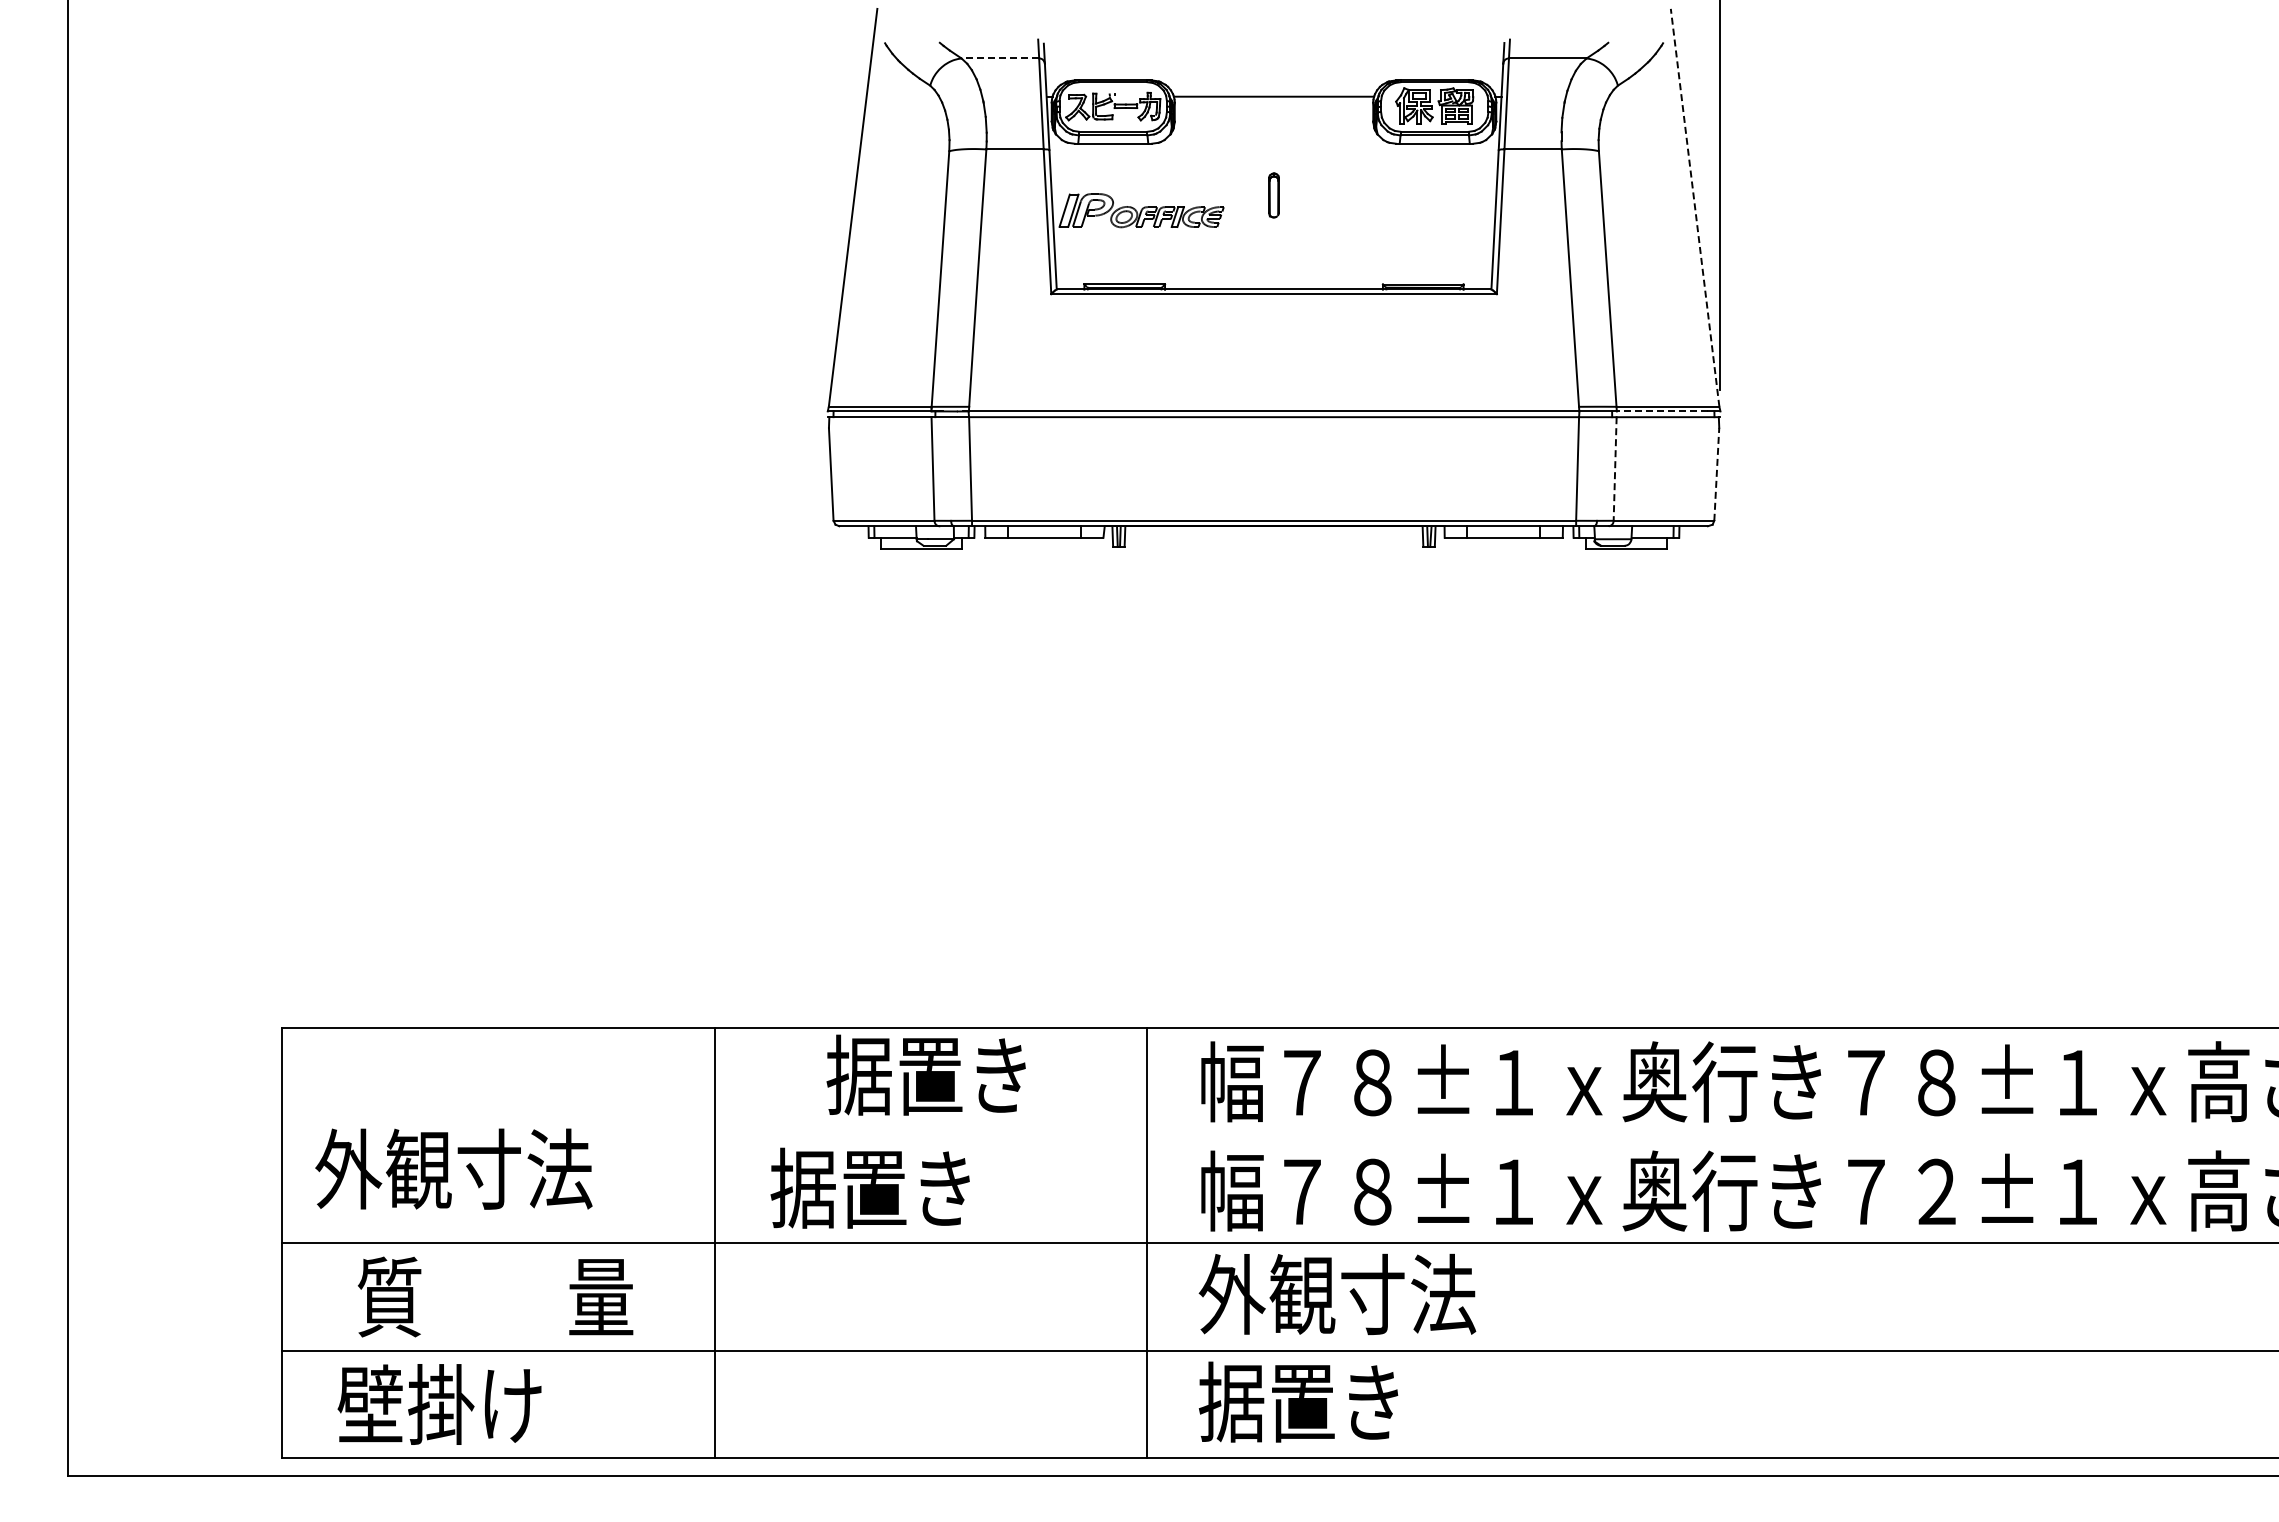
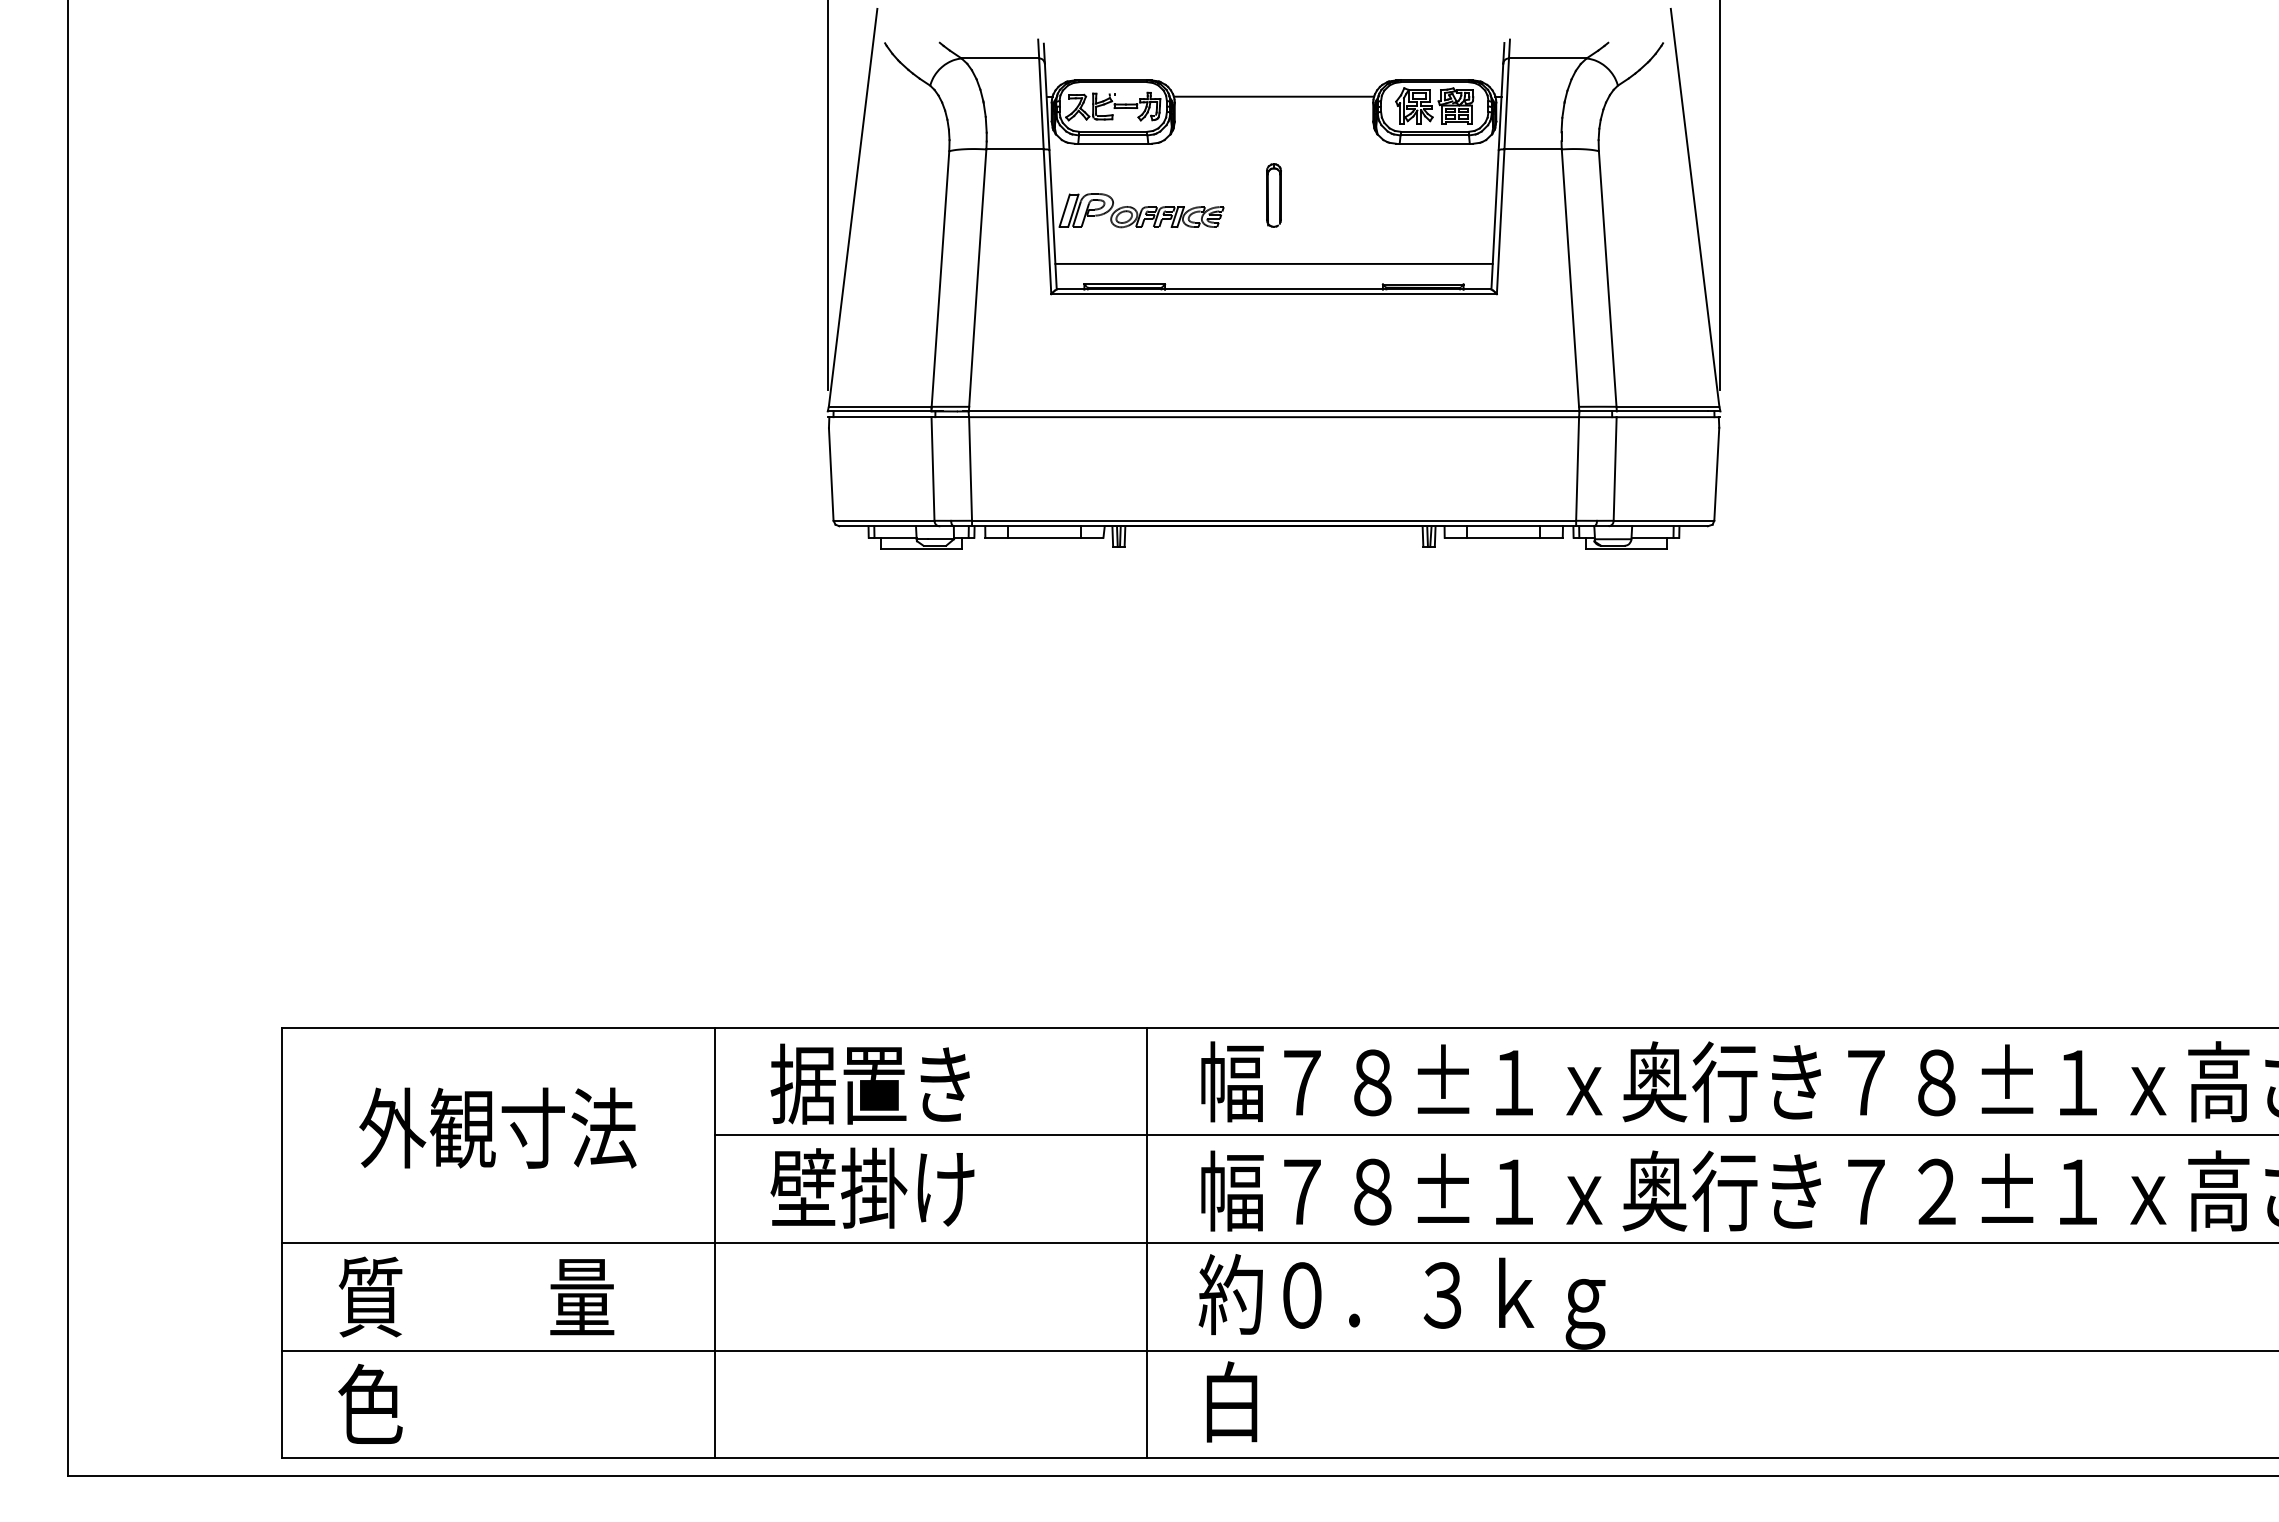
line: dashed -> solid (1000, 58)
line: none -> present (827, 195)
part size: 12x47 px -> 16x65 px (1273, 195)
line: dashed -> solid (1695, 207)
line: none -> present (1273, 263)
line: dashed -> solid (1662, 411)
line: dashed -> solid (1615, 469)
line: dashed -> solid (1716, 474)
text position: (925, 1074) -> (869, 1083) (869, 1083)
line: none -> present (1494, 1135)
text position: (453, 1168) -> (497, 1127) (497, 1127)
text: 据置き -> 壁掛け (872, 1187)
text position: (495, 1296) -> (476, 1296) (476, 1296)
text: 外観寸法 -> 約０．３ｋｇ (1401, 1301)
text: 据置き -> 白 (1298, 1401)
text: 壁掛け -> 色 (439, 1403)
